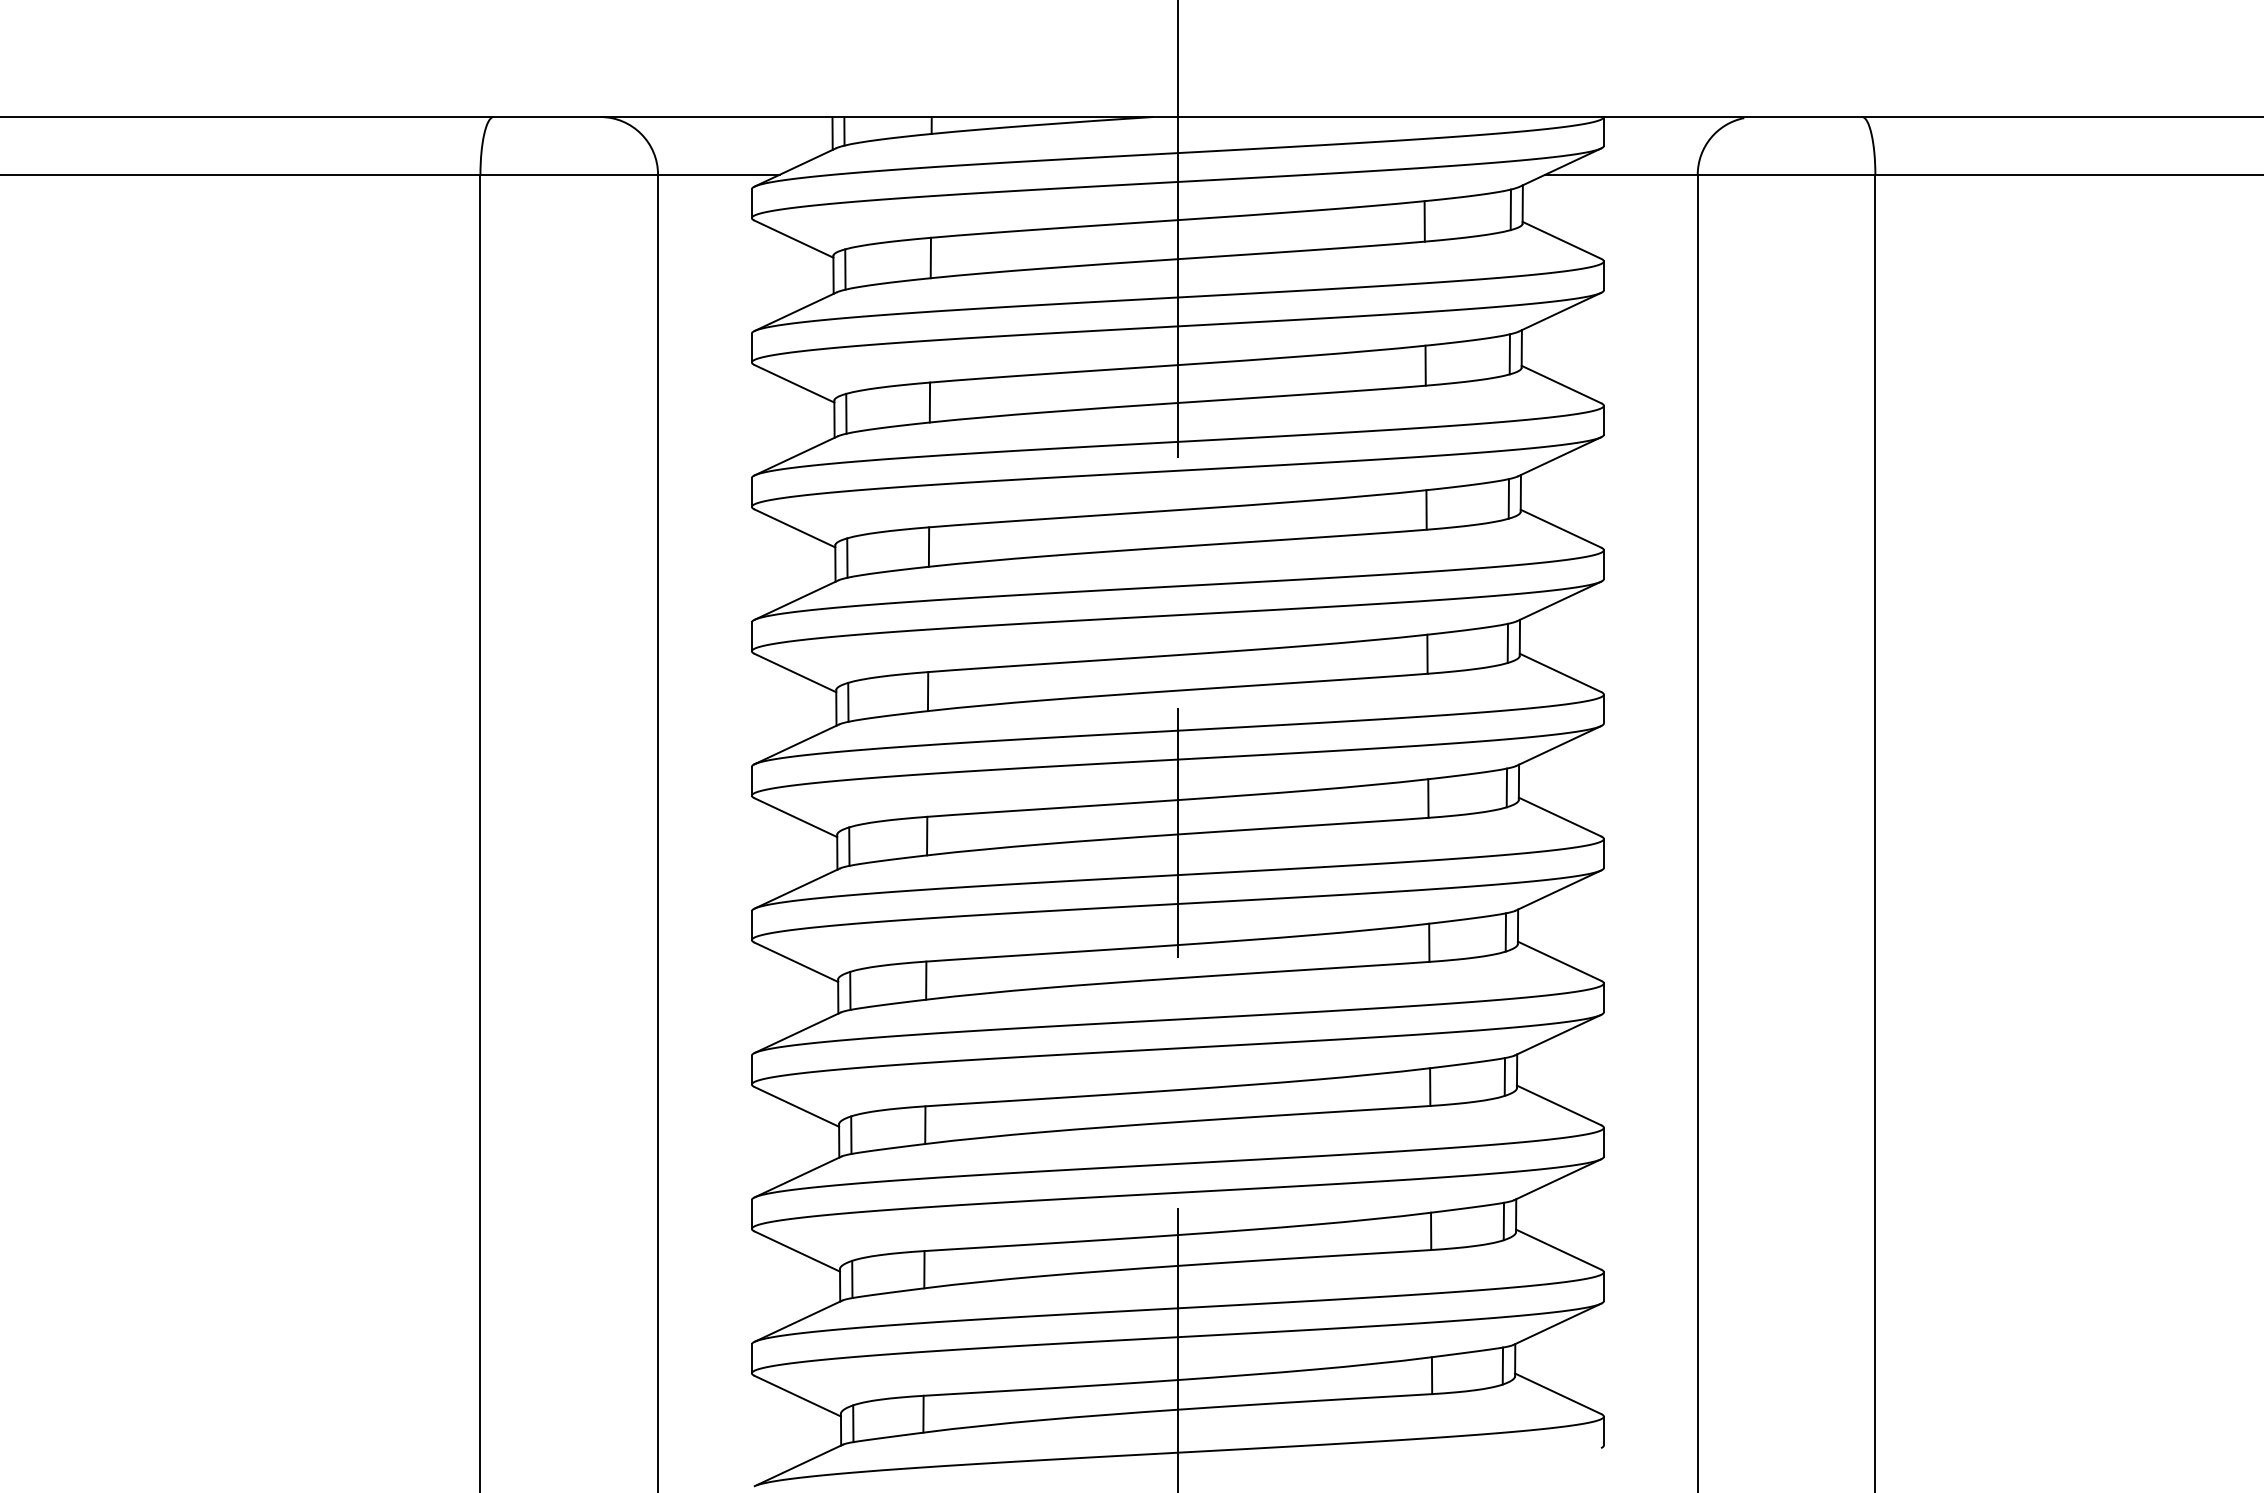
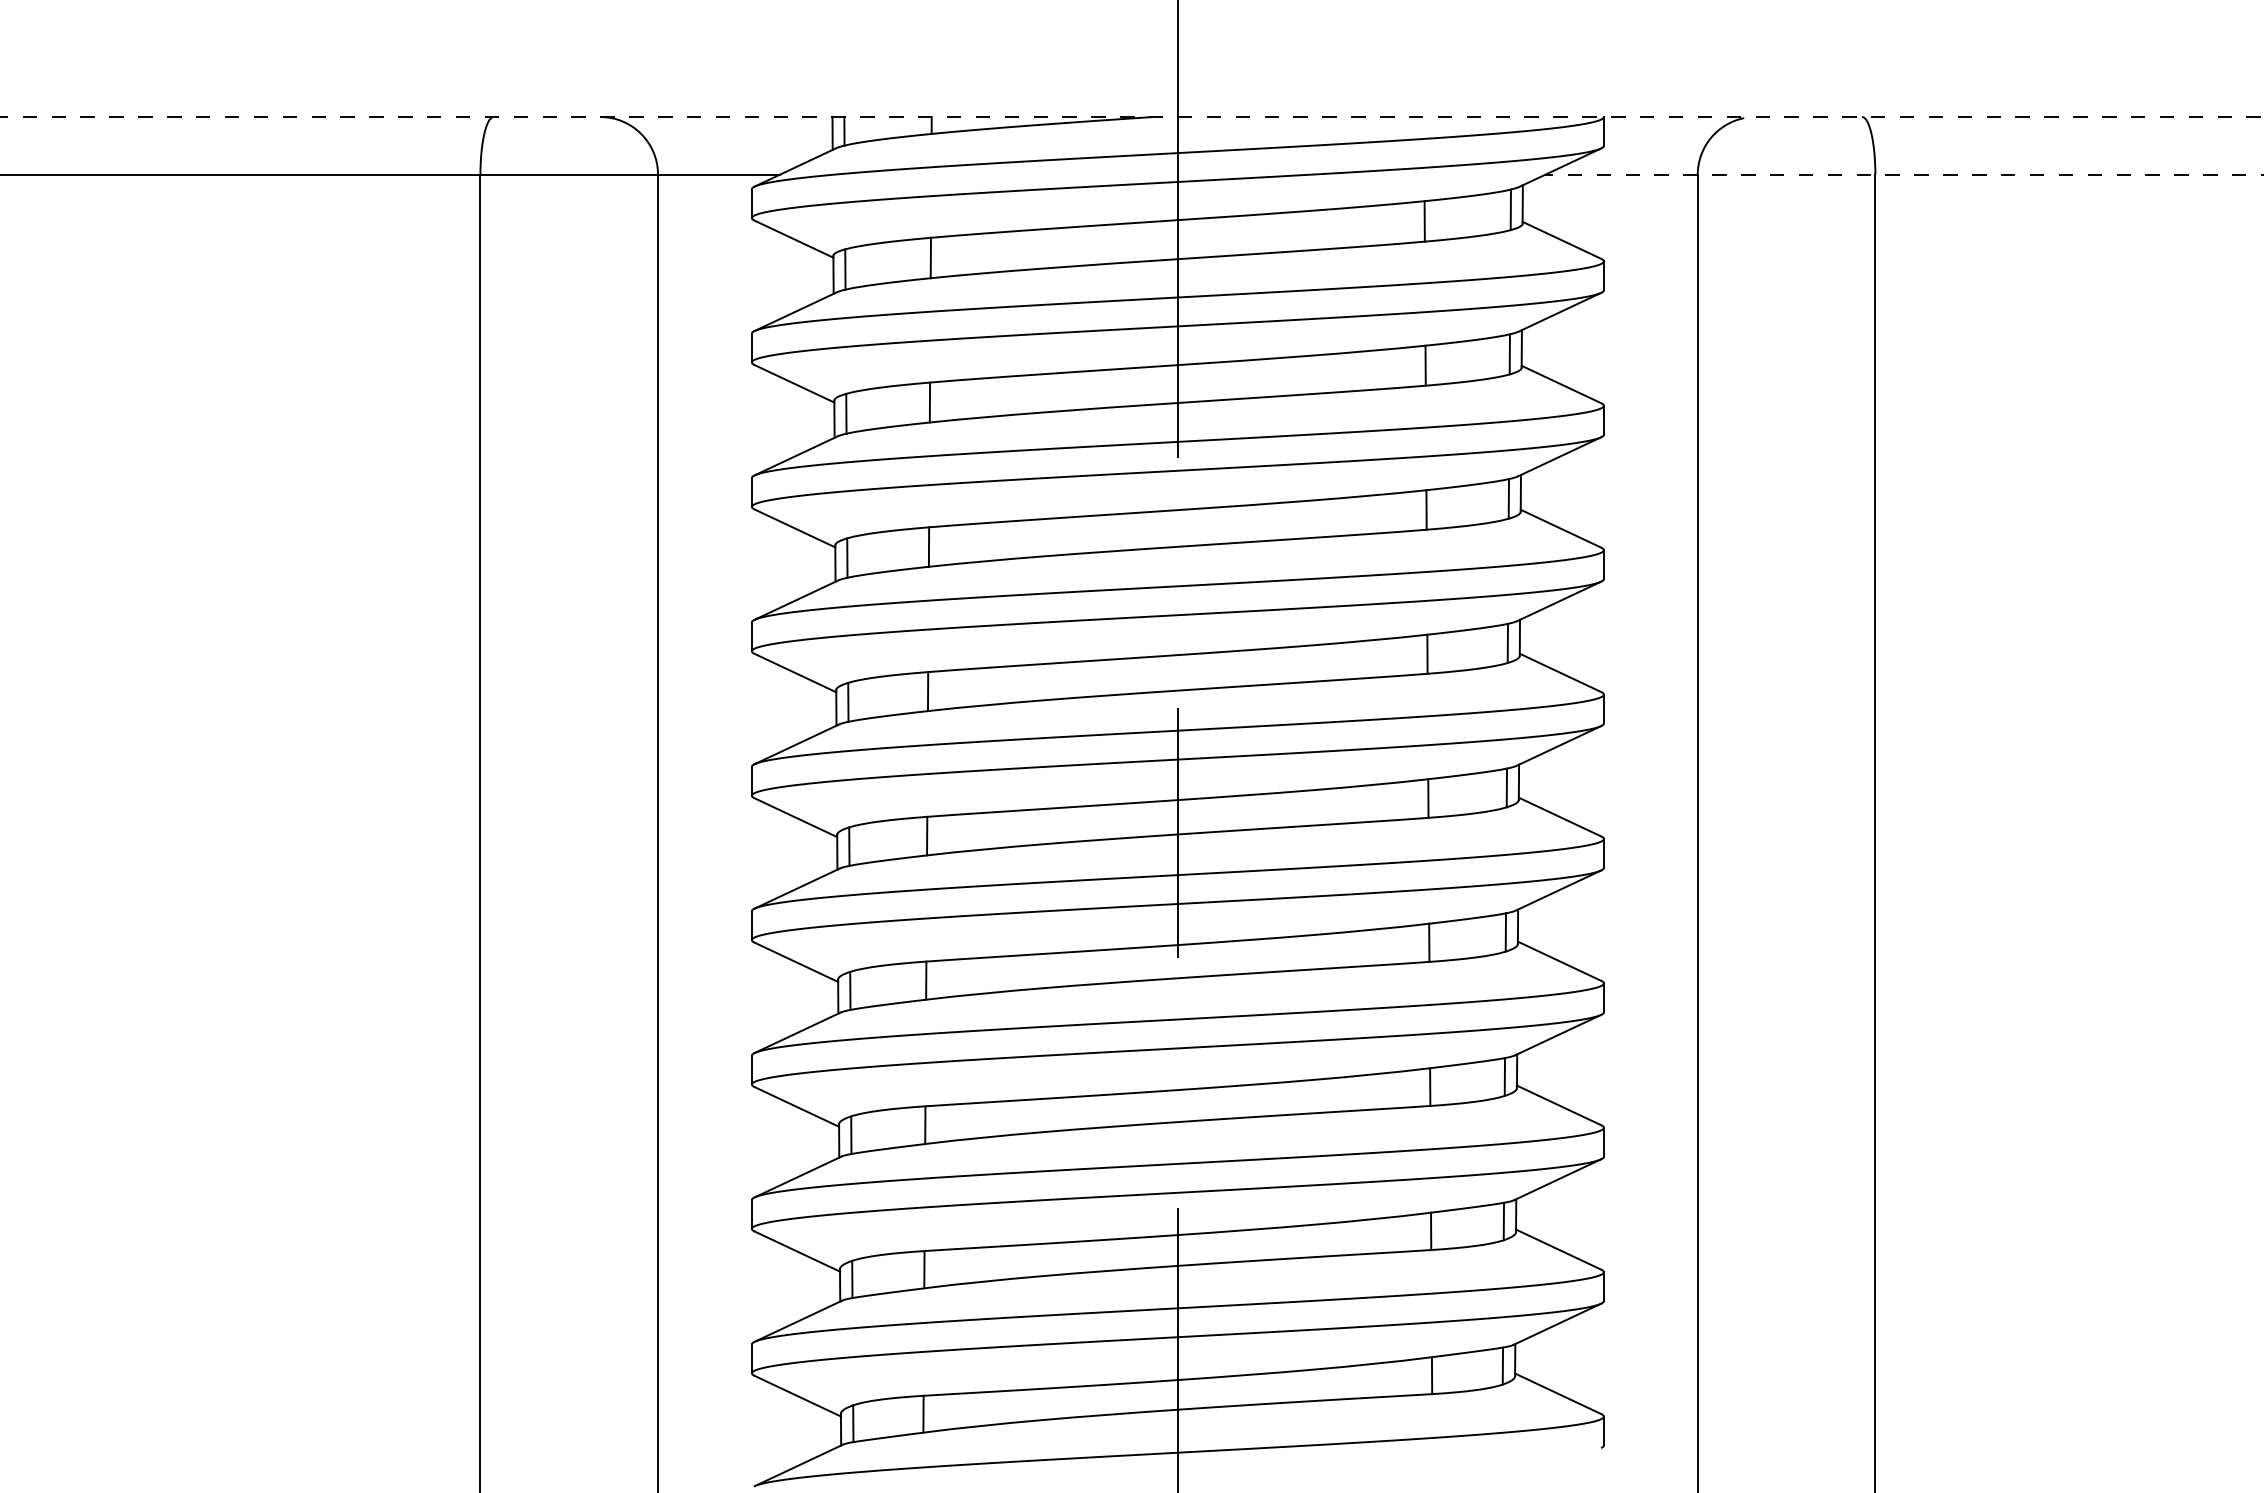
line: solid -> dashed (1131, 117)
line: solid -> dashed (1904, 174)
